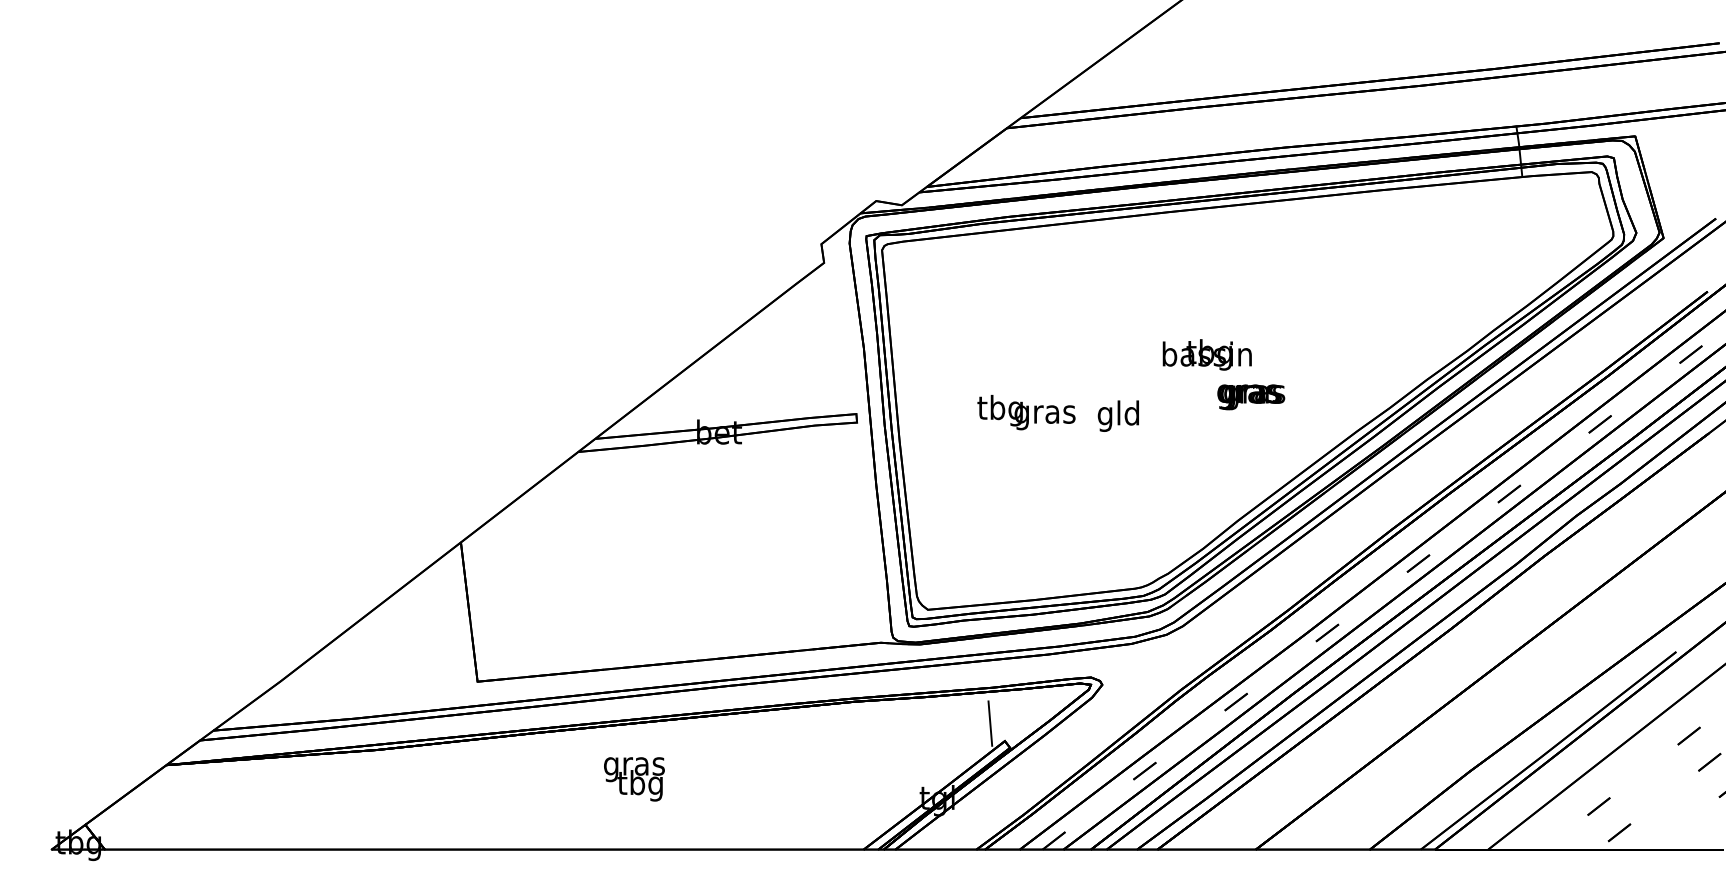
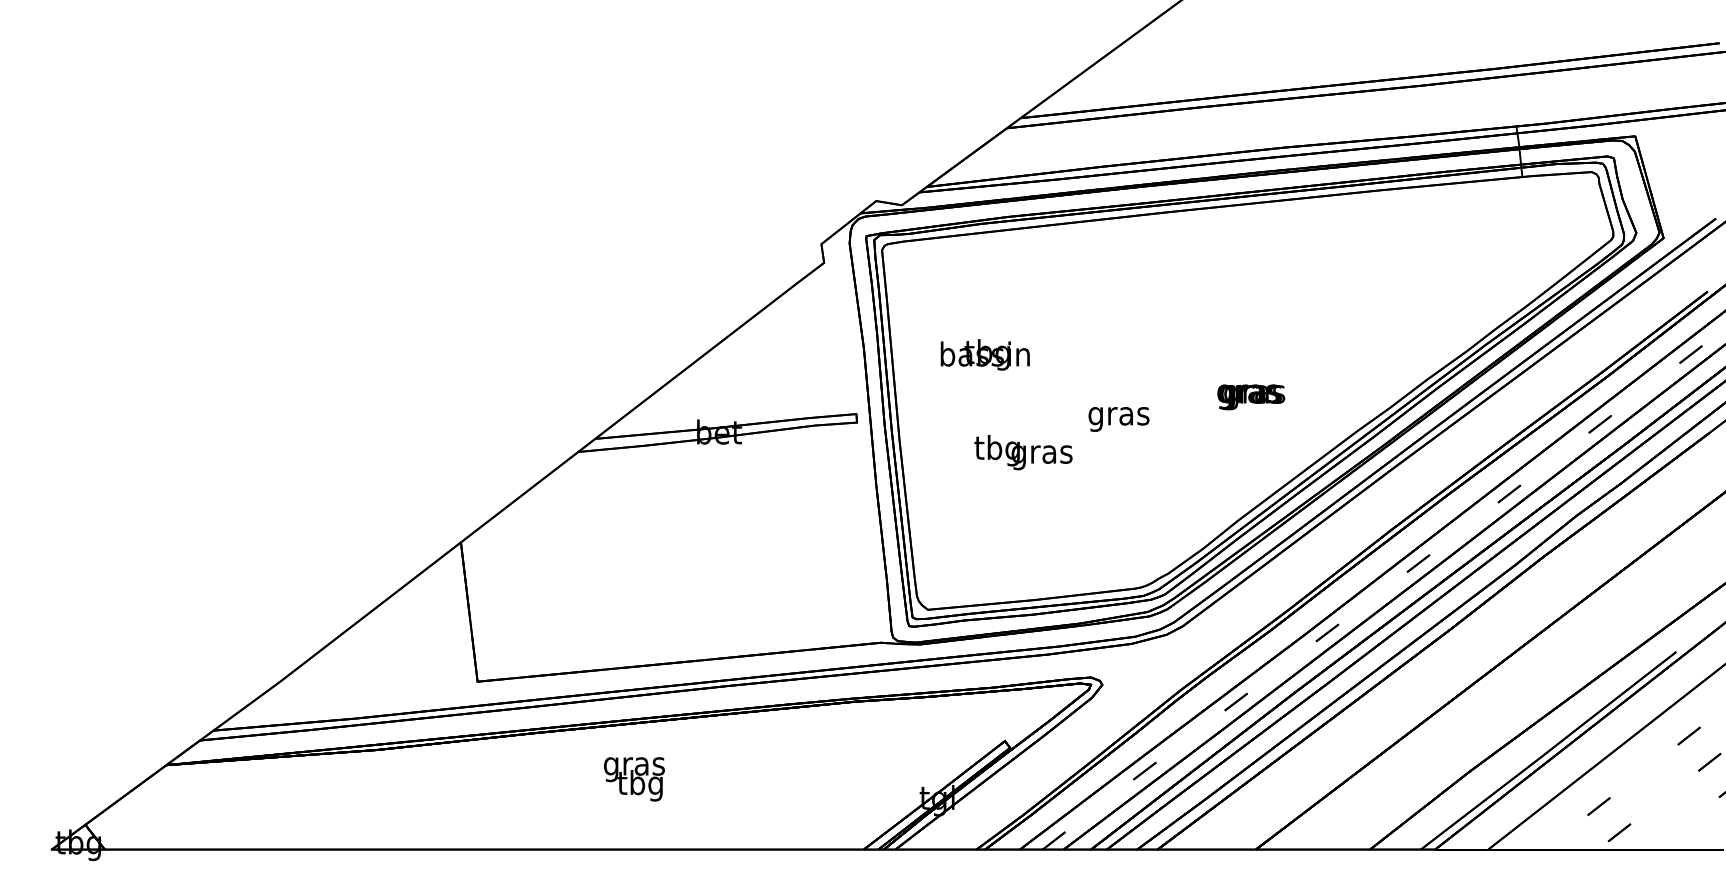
text position: (1206, 354) -> (984, 354) (984, 354)
text position: (1026, 412) -> (1023, 452) (1023, 452)
text: gld -> gras (1118, 415)
line: present -> none (990, 723)
